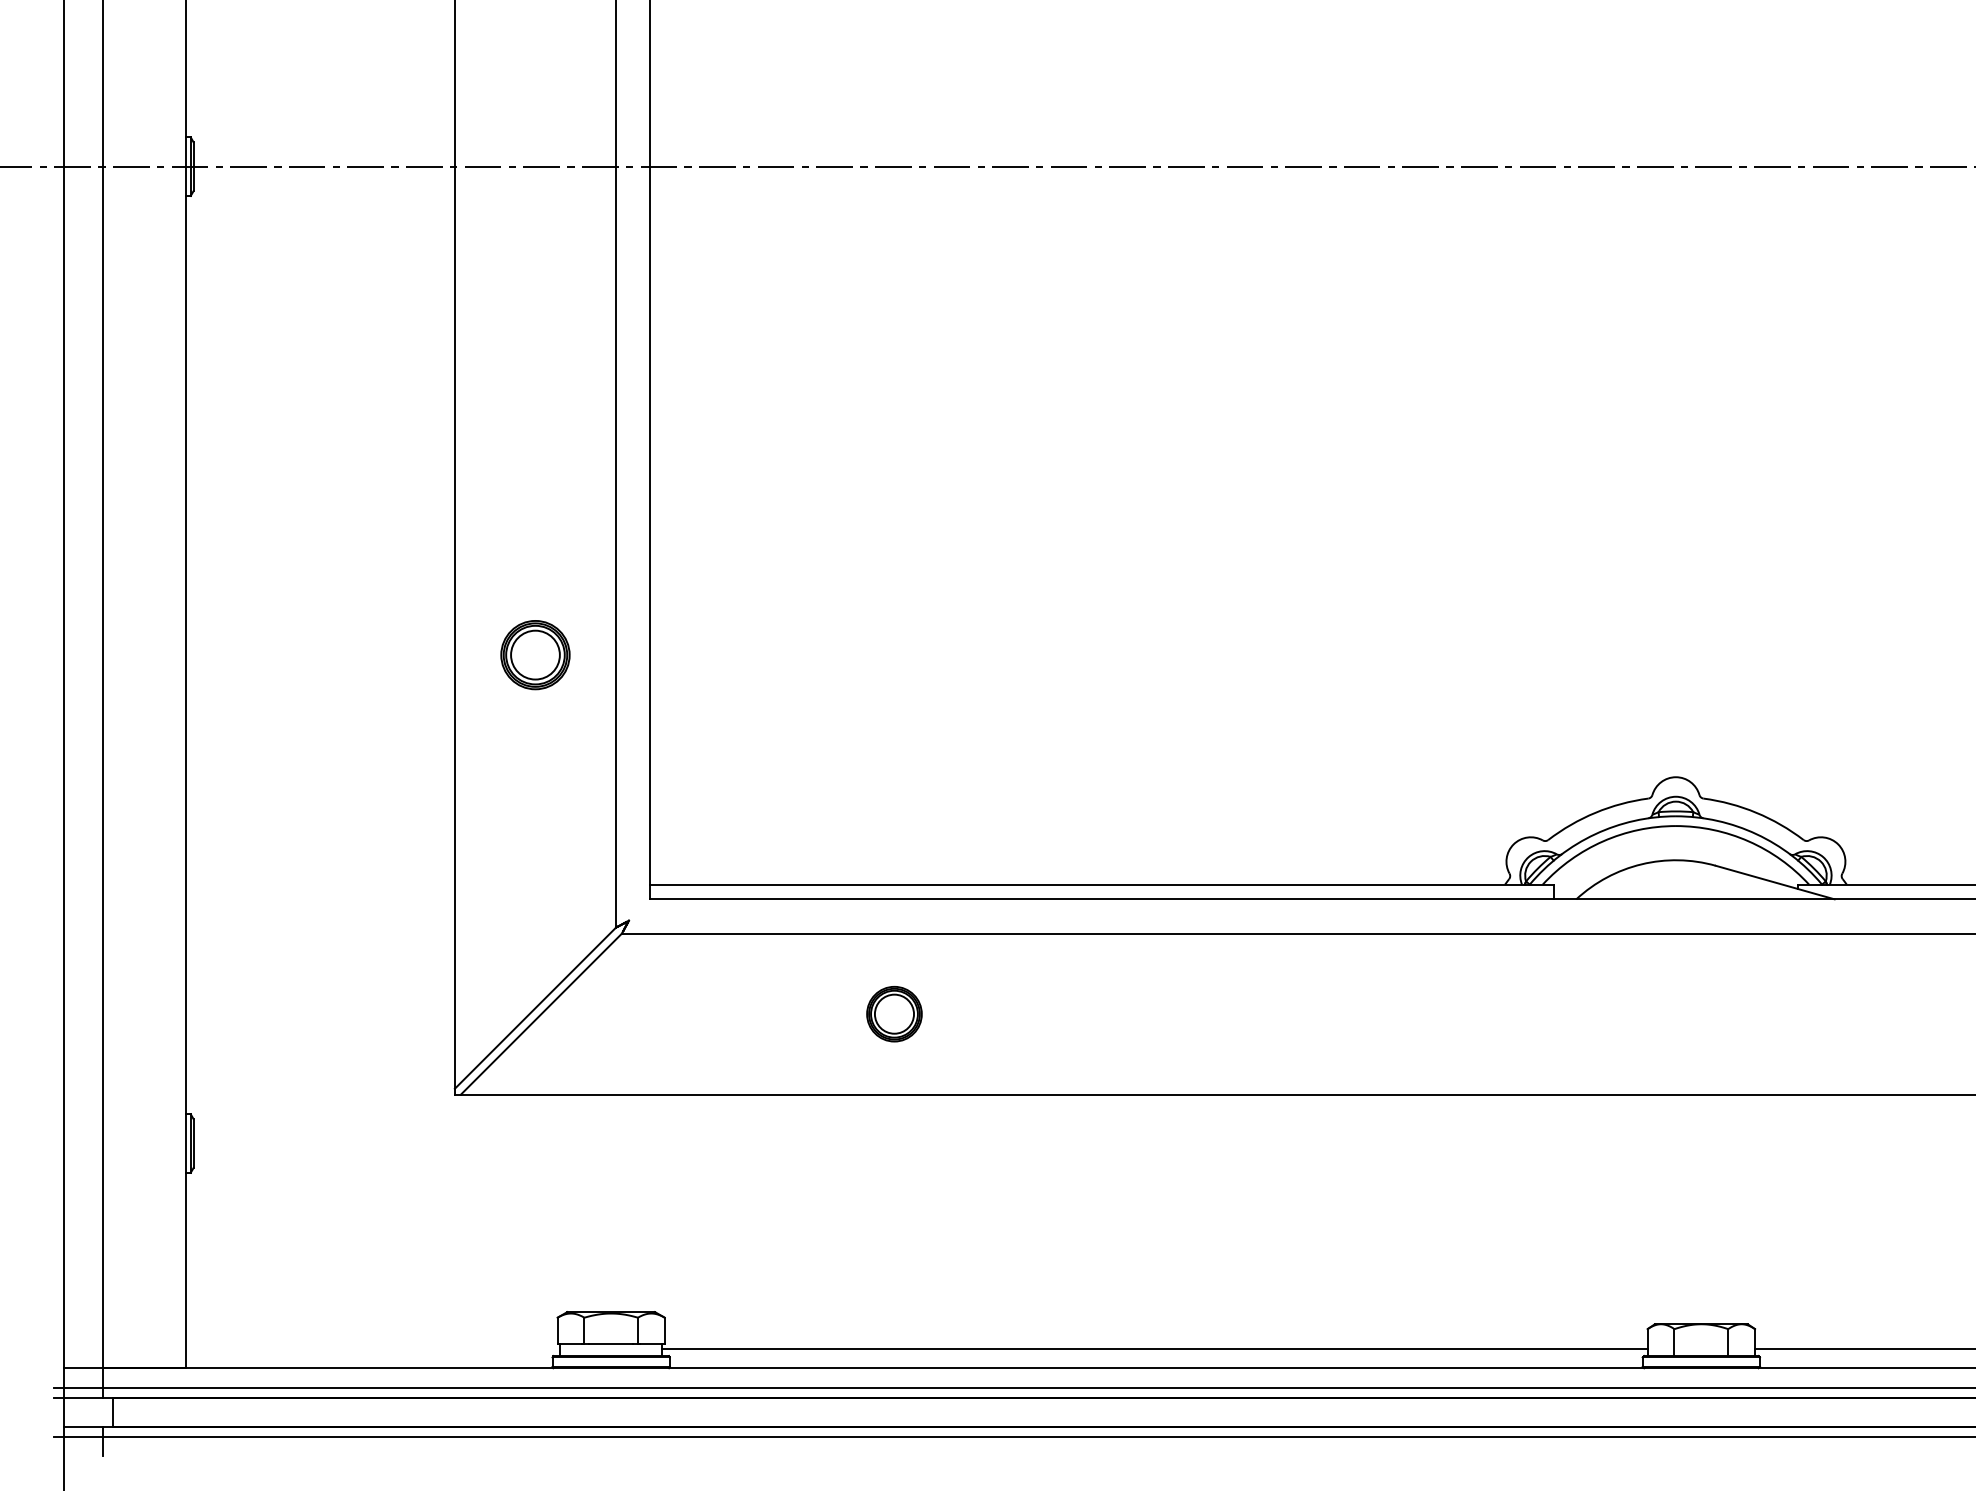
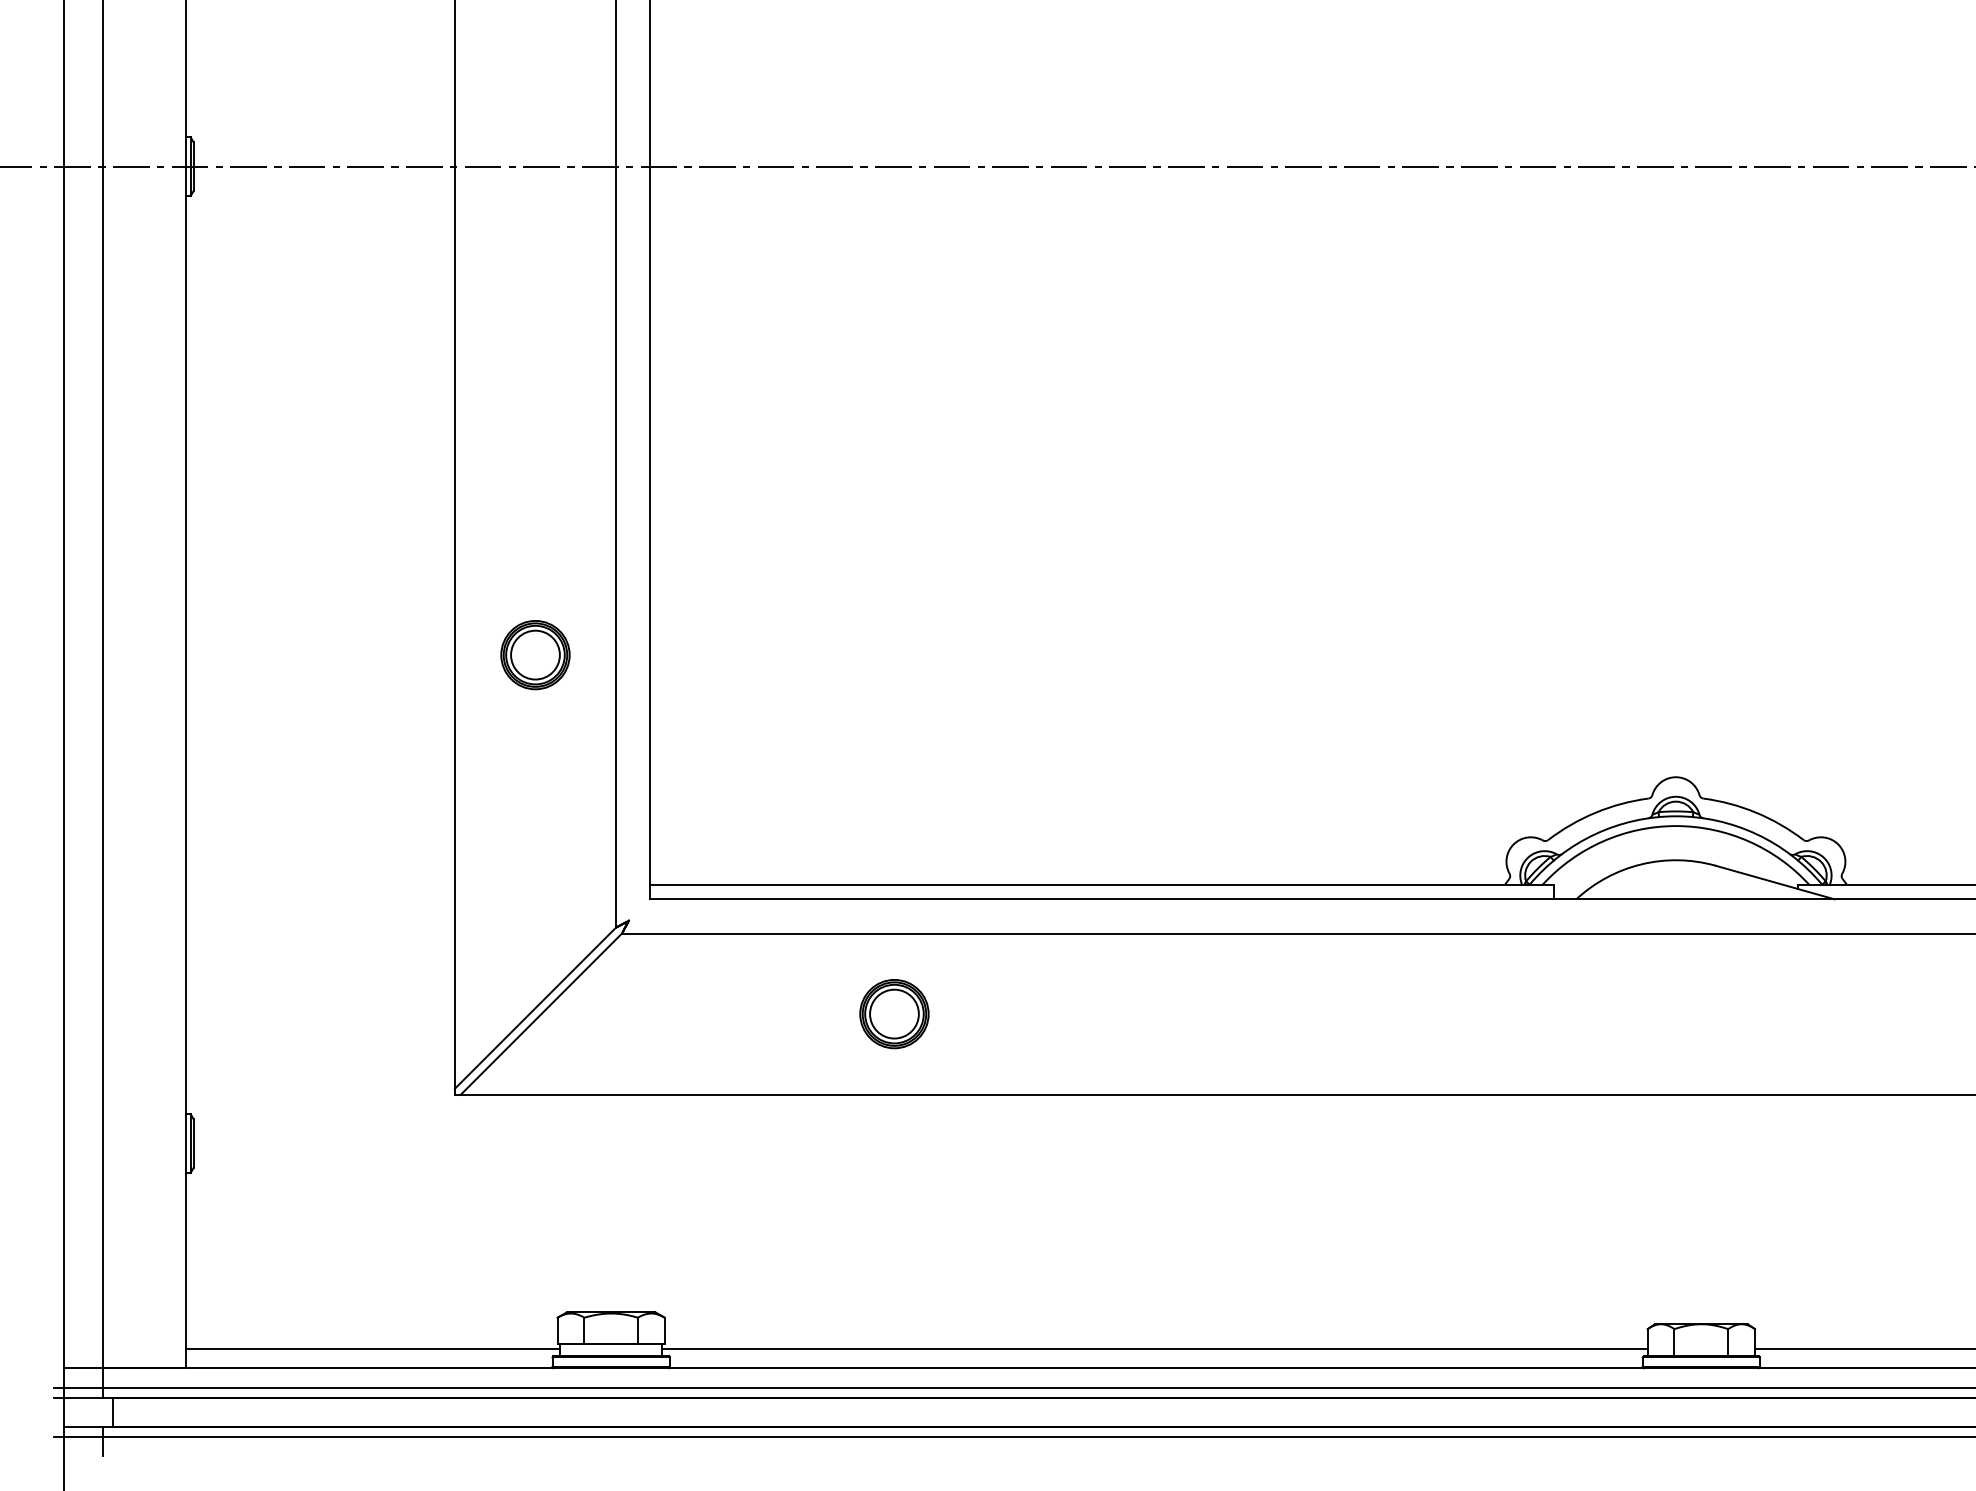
part size: 57x57 px -> 71x71 px (894, 1014)
line: none -> present (372, 1348)
